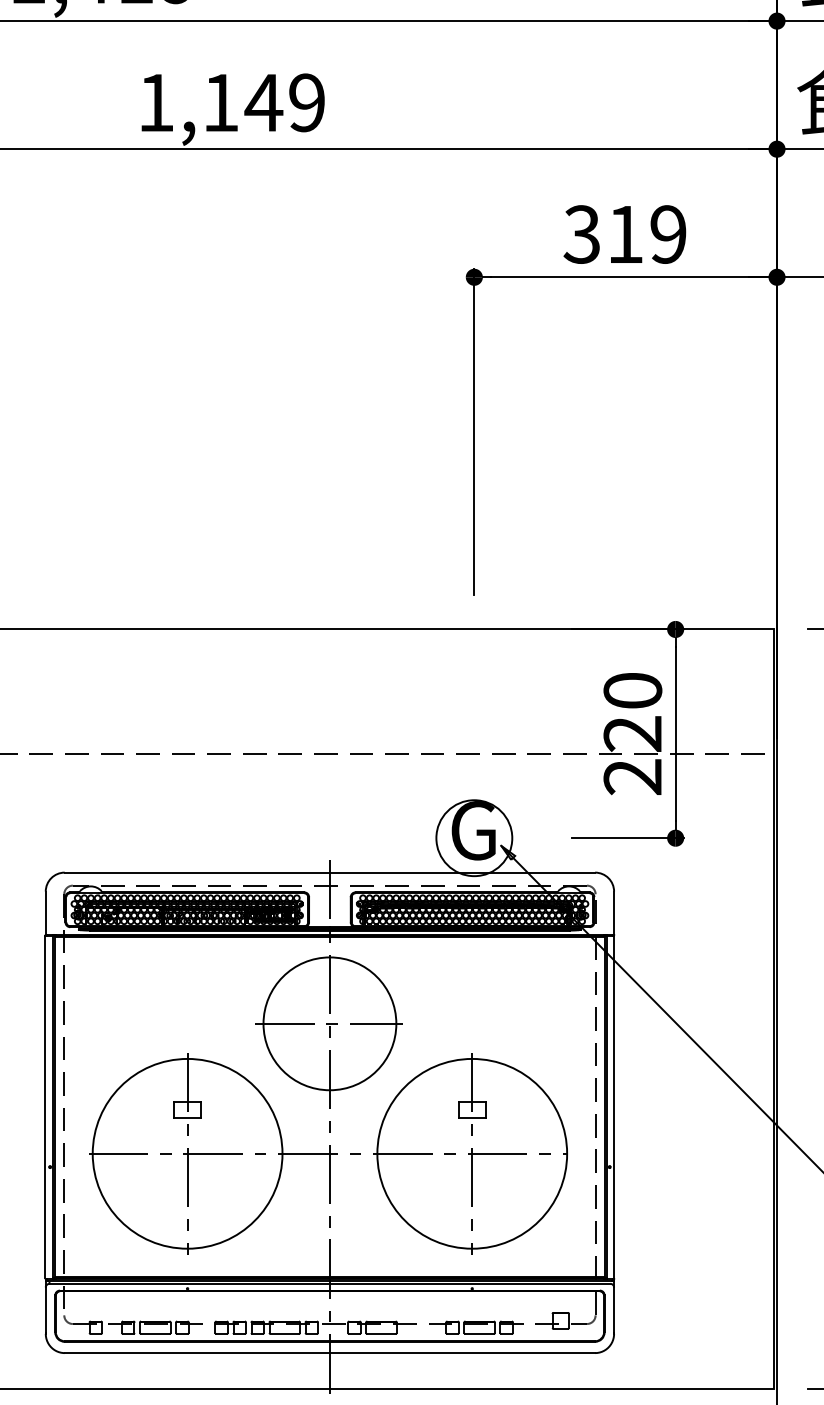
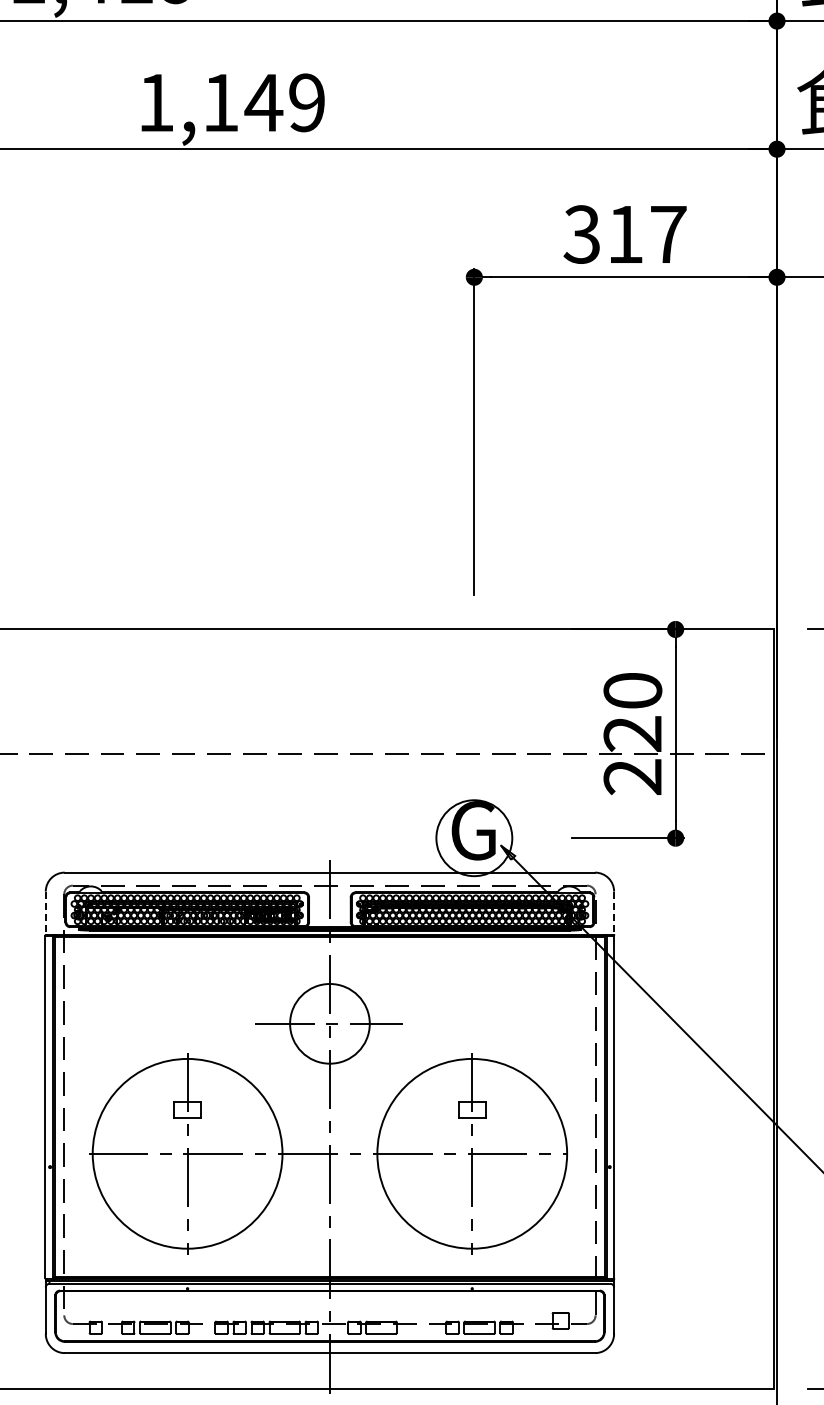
text: 319 -> 317 (668, 234)
line: solid -> dashed (45, 913)
line: solid -> dashed (614, 913)
circle diameter: 133 px -> 80 px (329, 1023)
